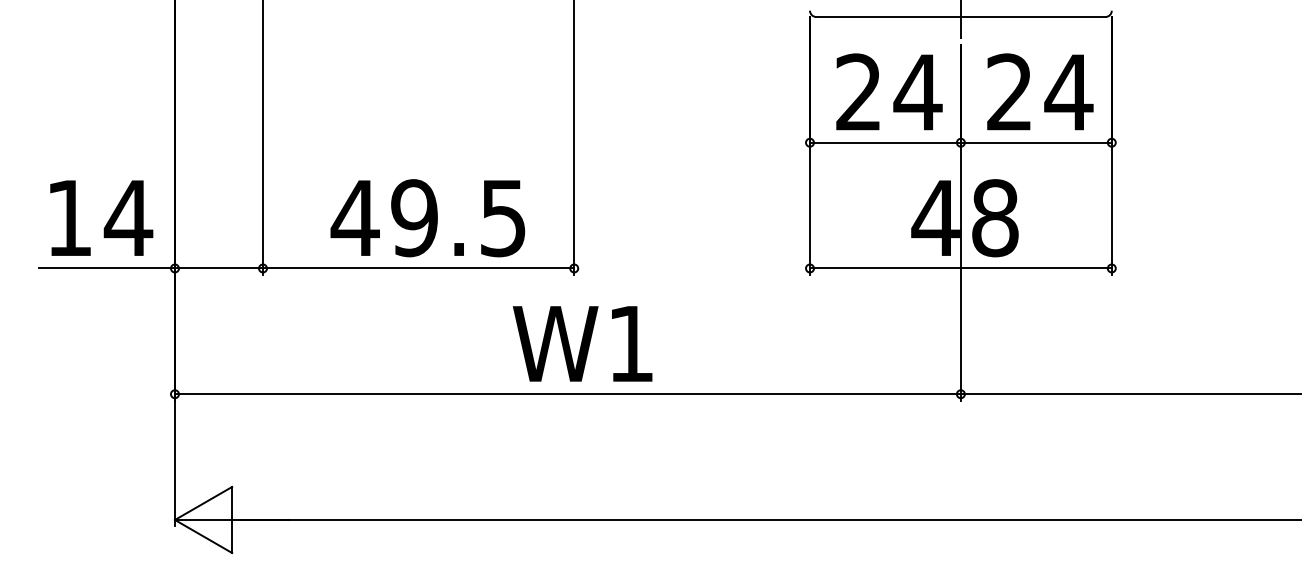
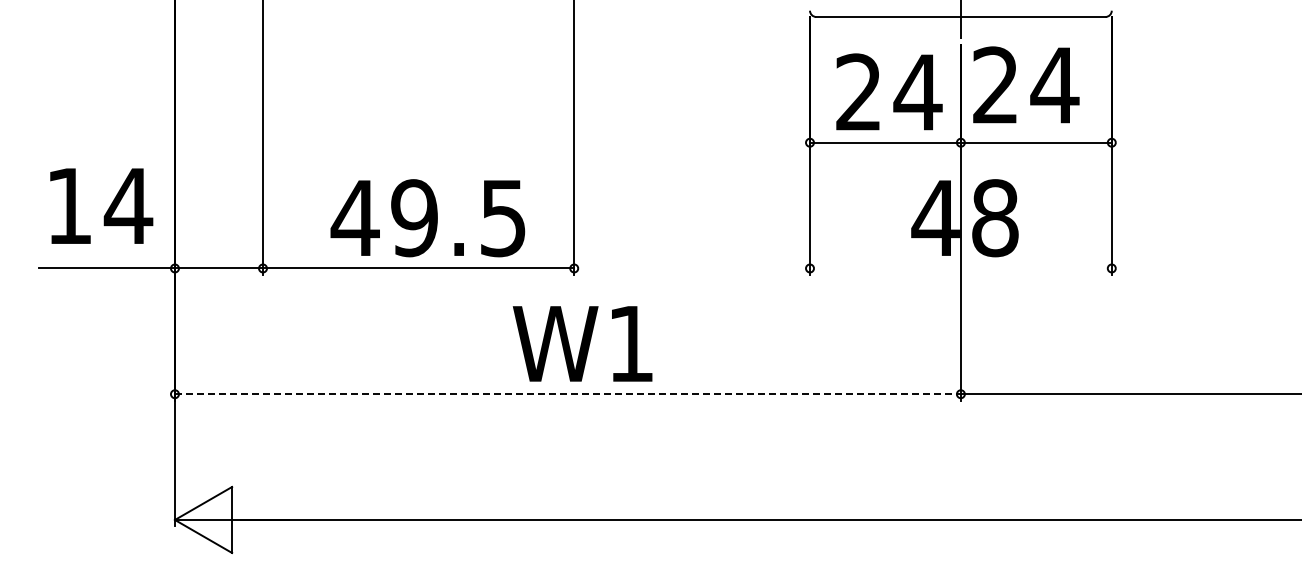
text position: (1040, 91) -> (1026, 84) (1026, 84)
text position: (101, 217) -> (101, 205) (101, 205)
line: present -> none (960, 268)
line: solid -> dashed (567, 394)
